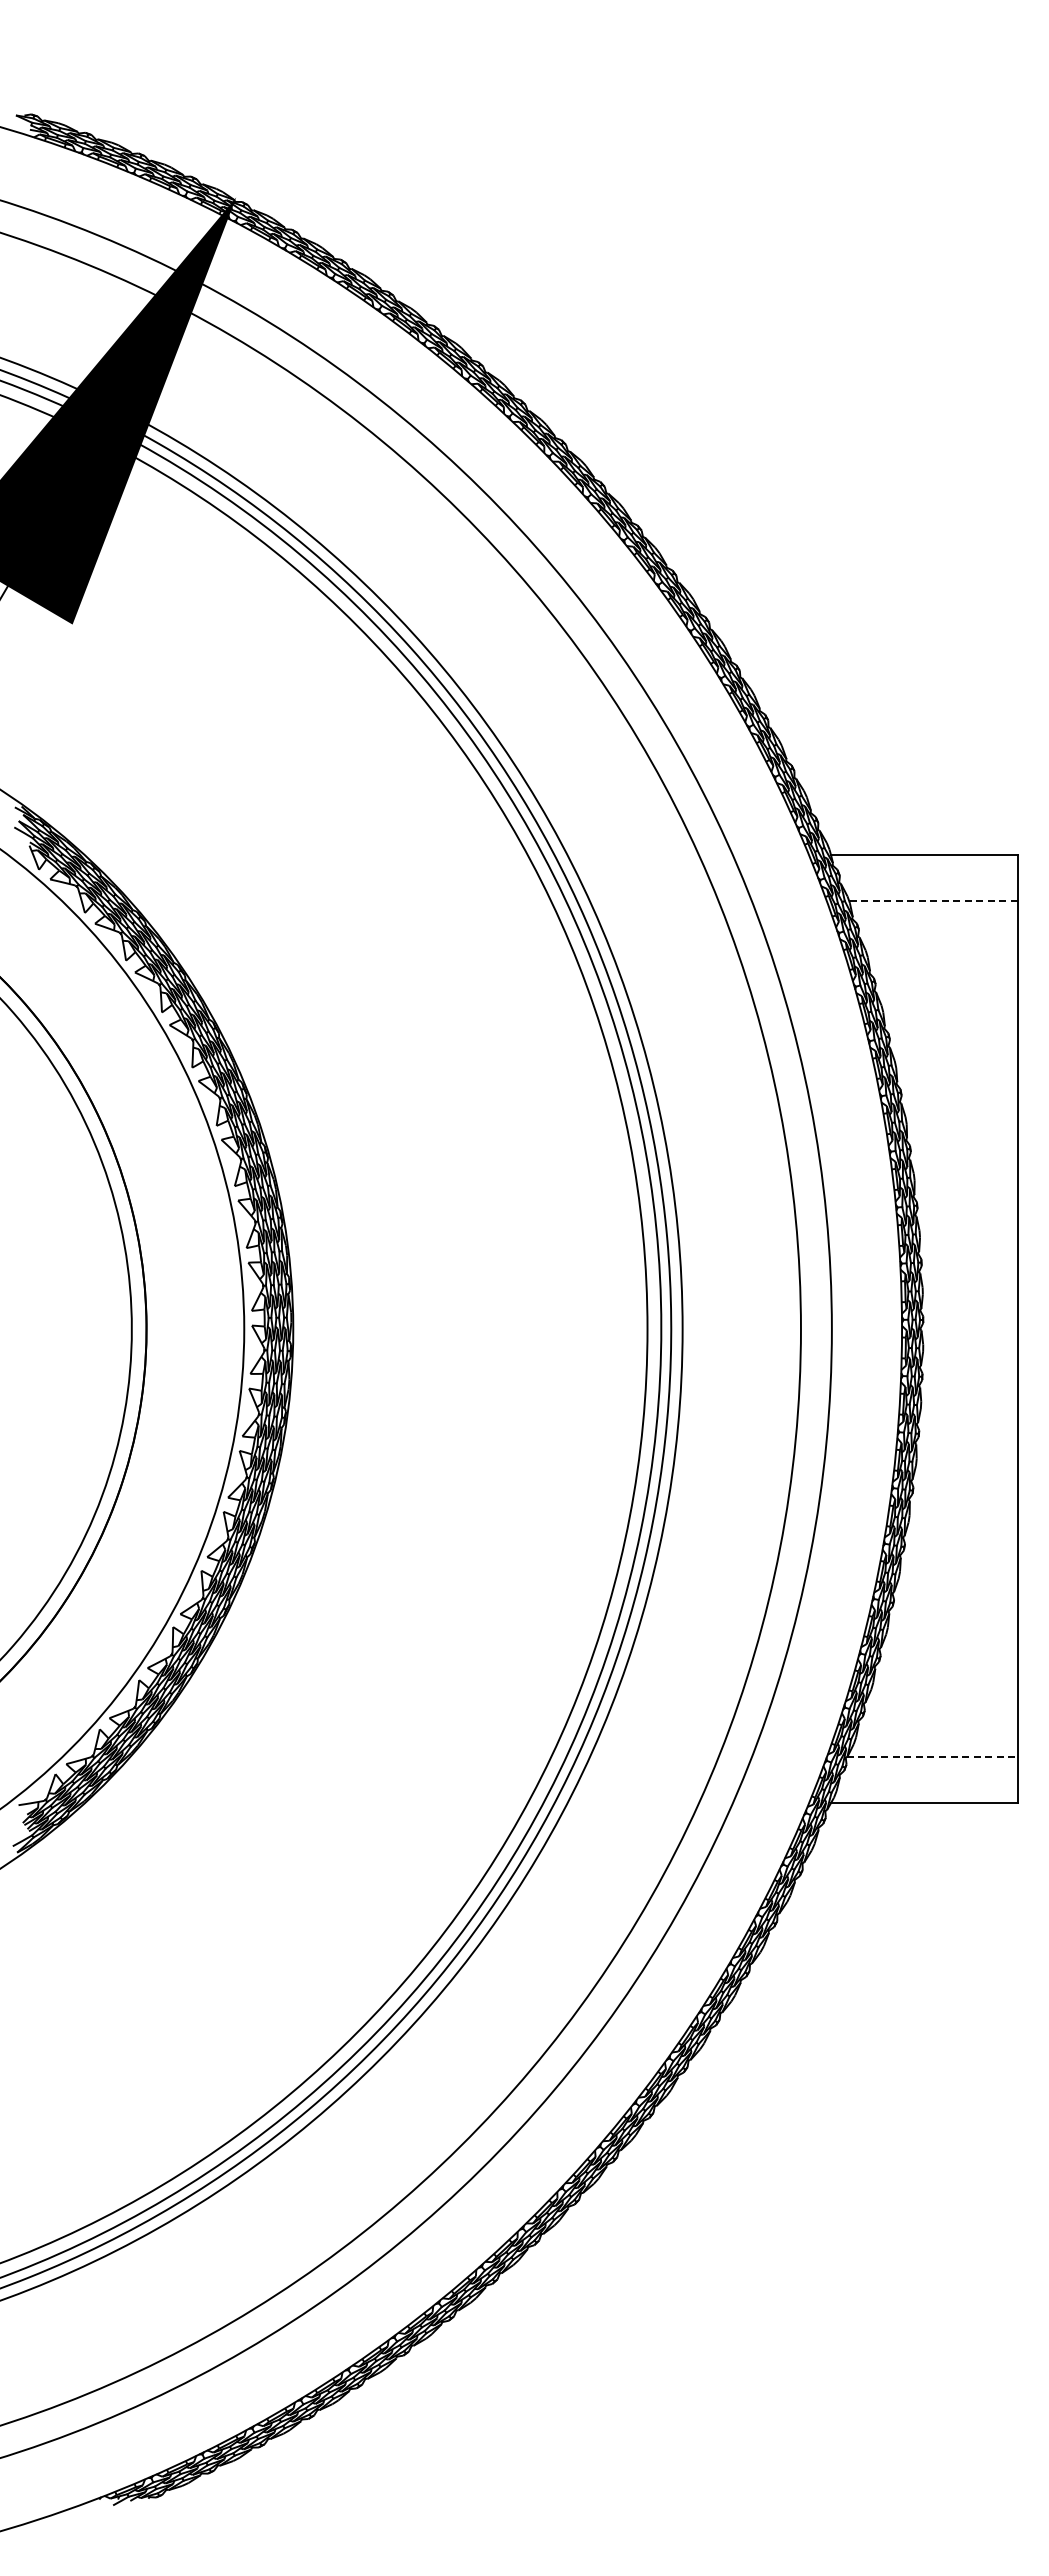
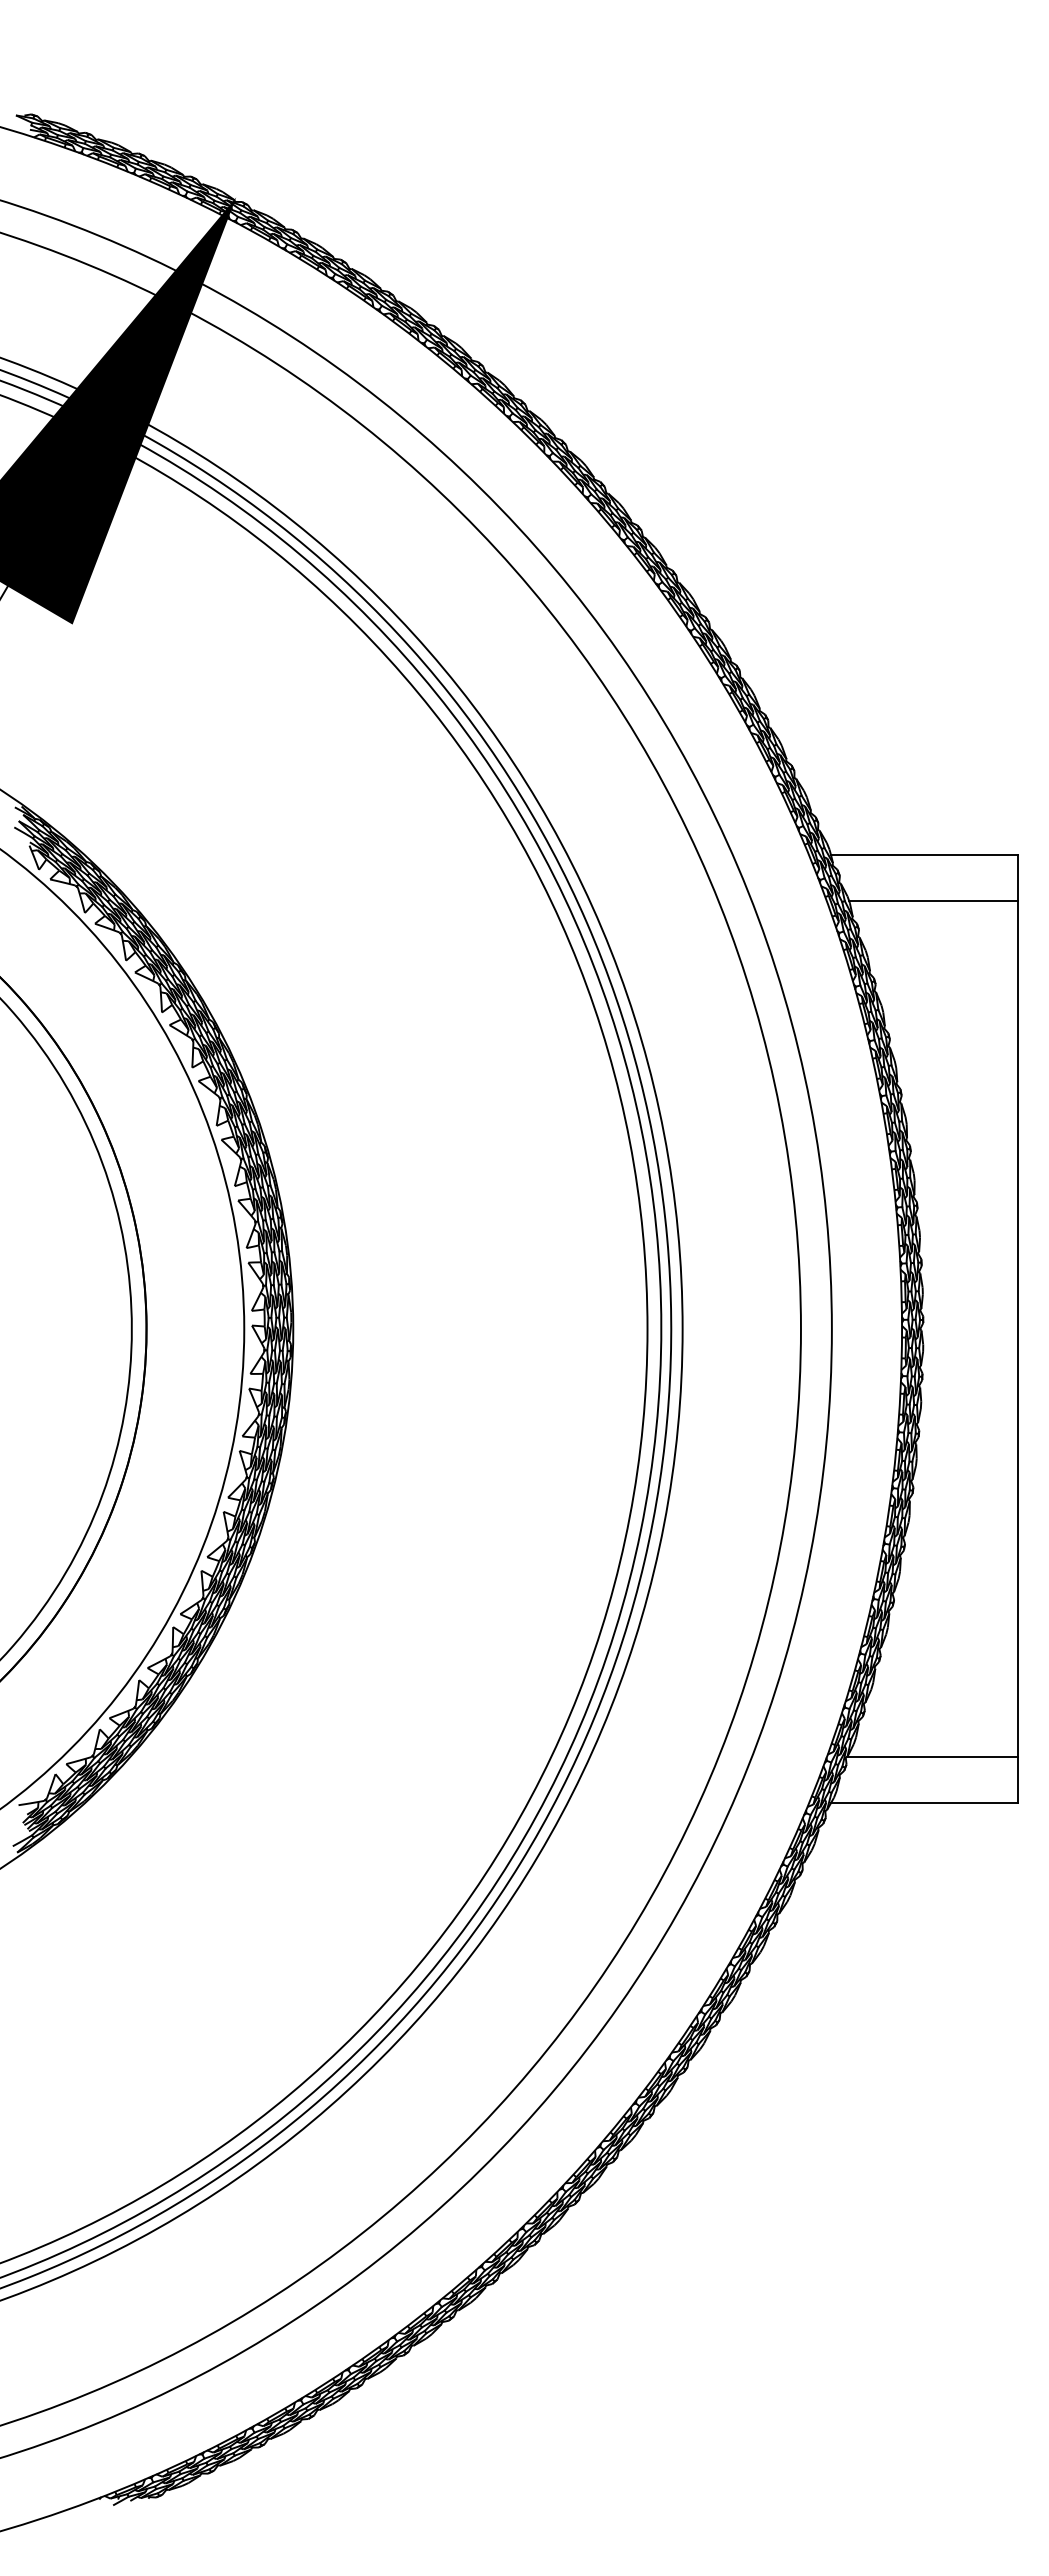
line: dashed -> solid (933, 901)
line: dashed -> solid (932, 1757)
